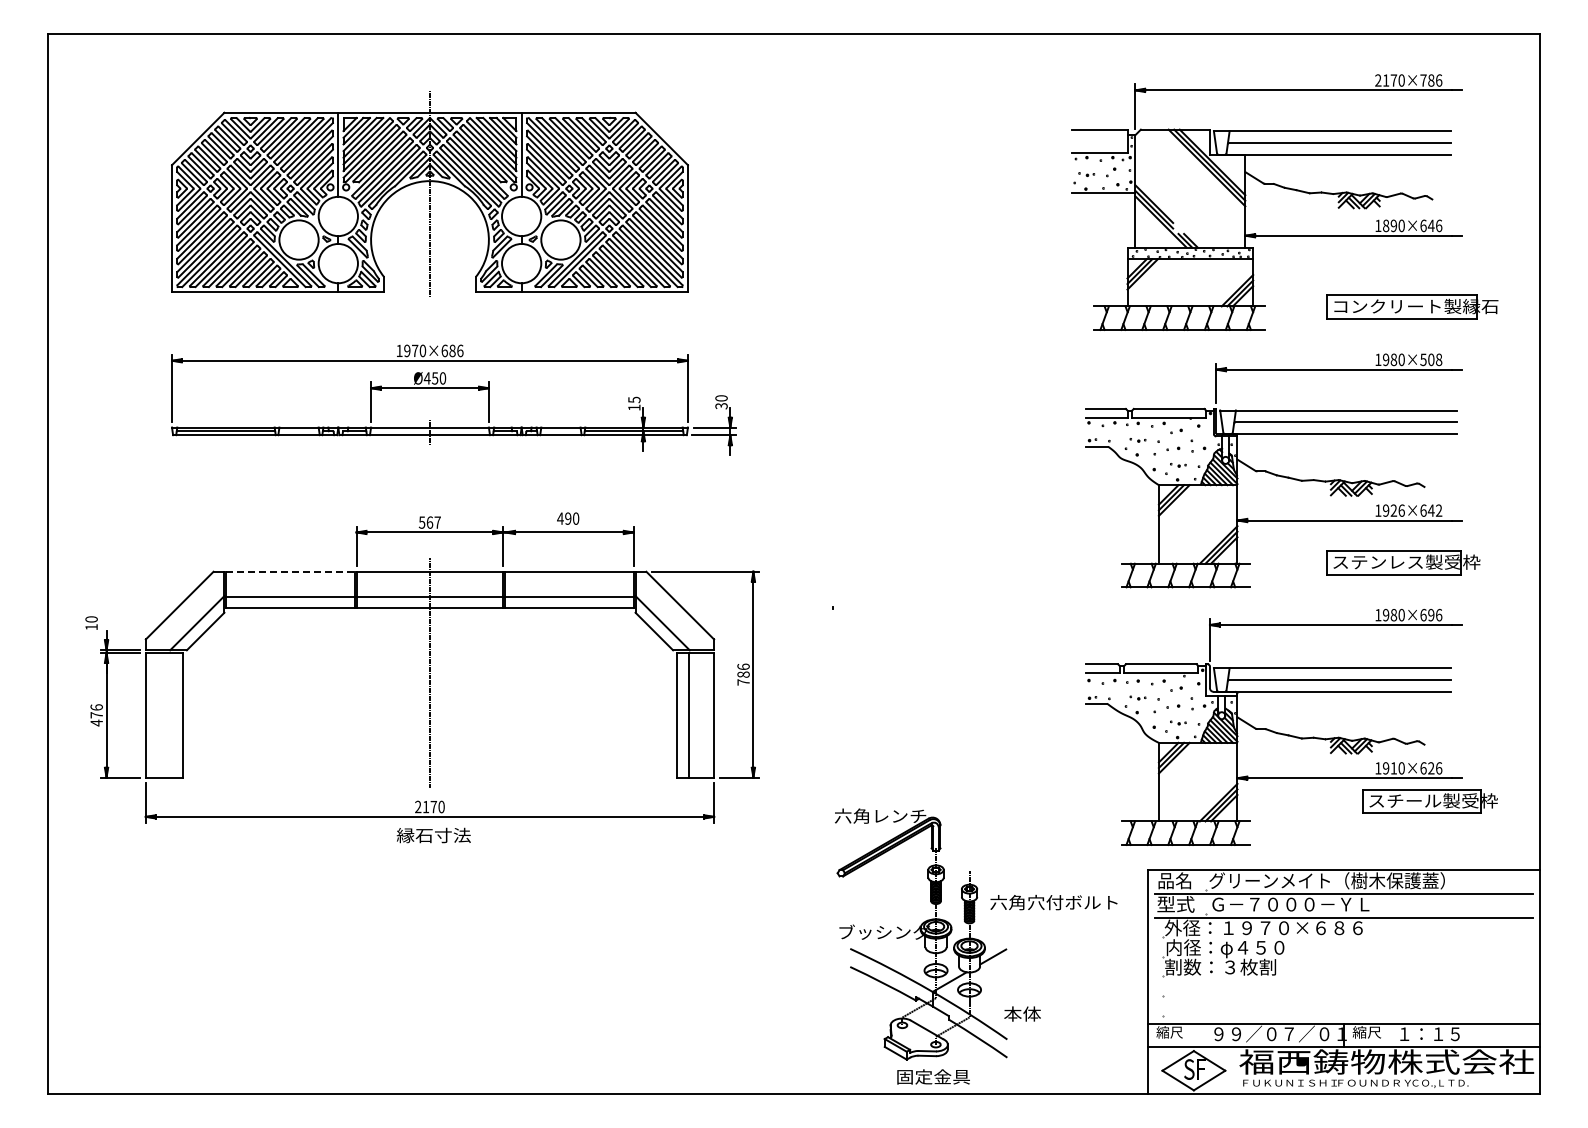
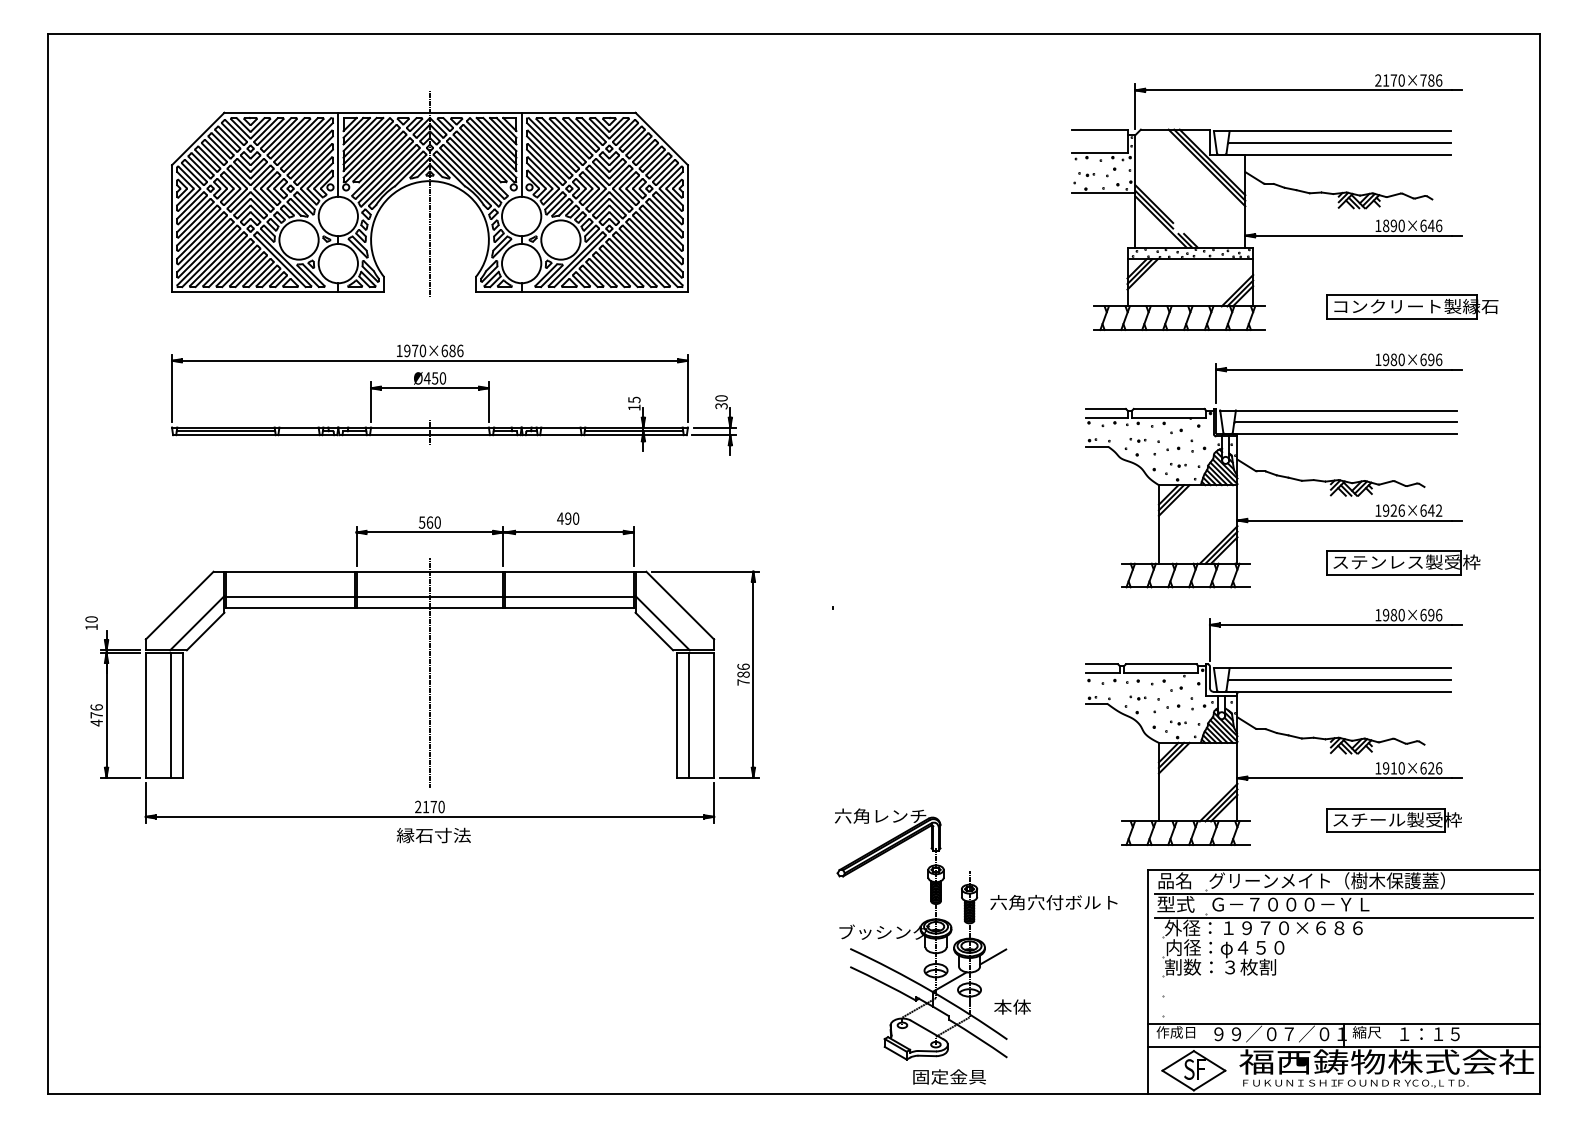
text: 1980×508 -> 1980×696 (1431, 359)
text: 567 -> 560 (437, 522)
line: dashed -> solid (291, 571)
line: none -> present (170, 714)
part position: (1429, 801) -> (1393, 820) (1393, 820)
text position: (1022, 1013) -> (1012, 1006) (1012, 1006)
text: 縮尺 -> 作成日 (1175, 1032)
text position: (933, 1076) -> (949, 1076) (949, 1076)
